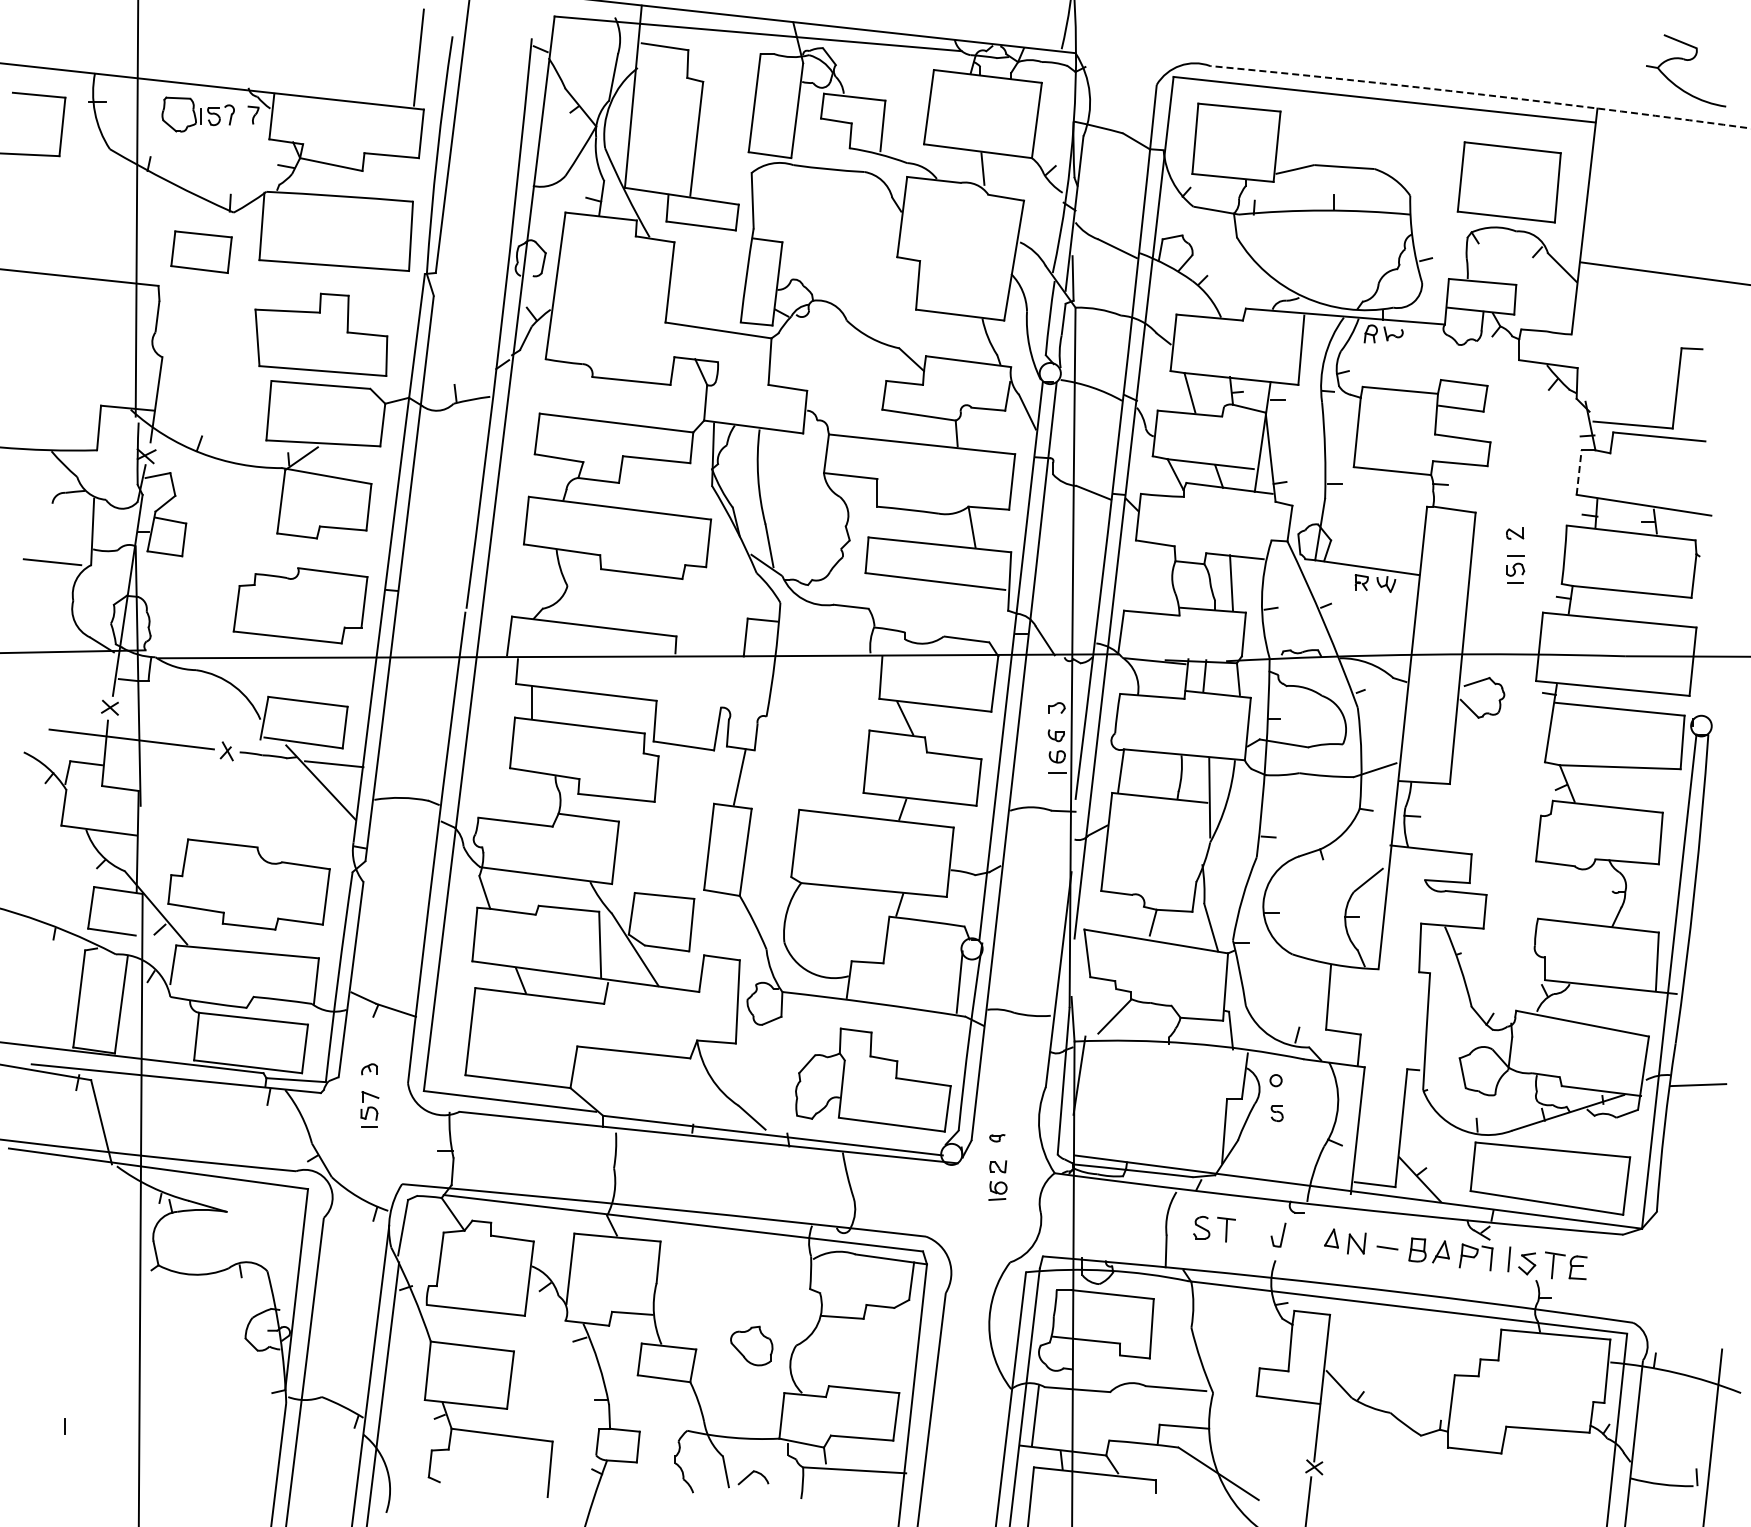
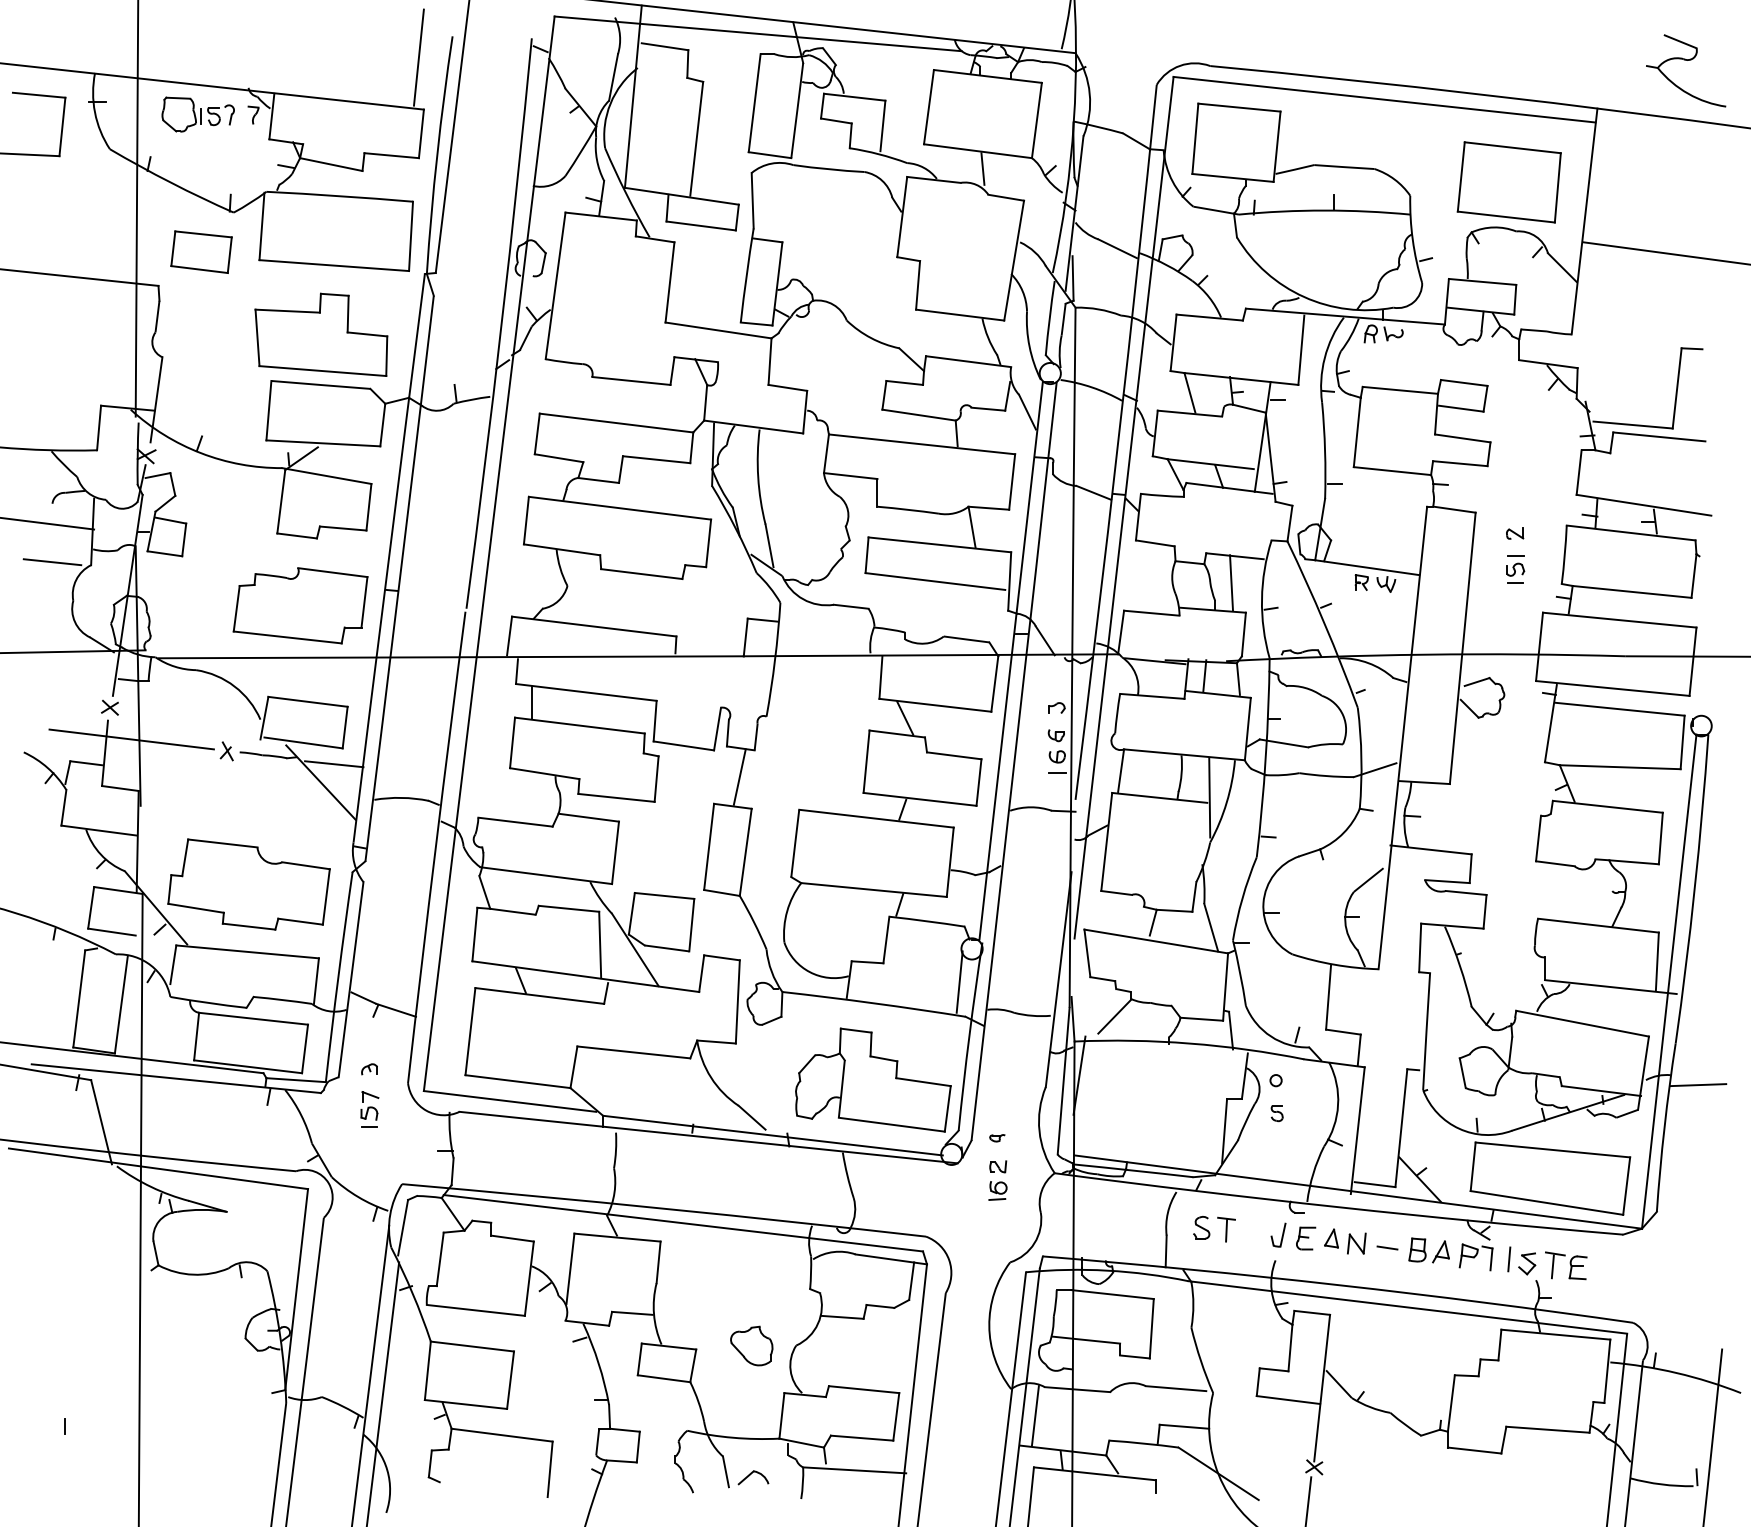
arc: dashed -> solid (1481, 94)
line position: (1663, 273) -> (1665, 253) (1665, 253)
line: dashed -> solid (1579, 472)
line: none -> present (48, 523)
part: none -> present (1306, 1238)
